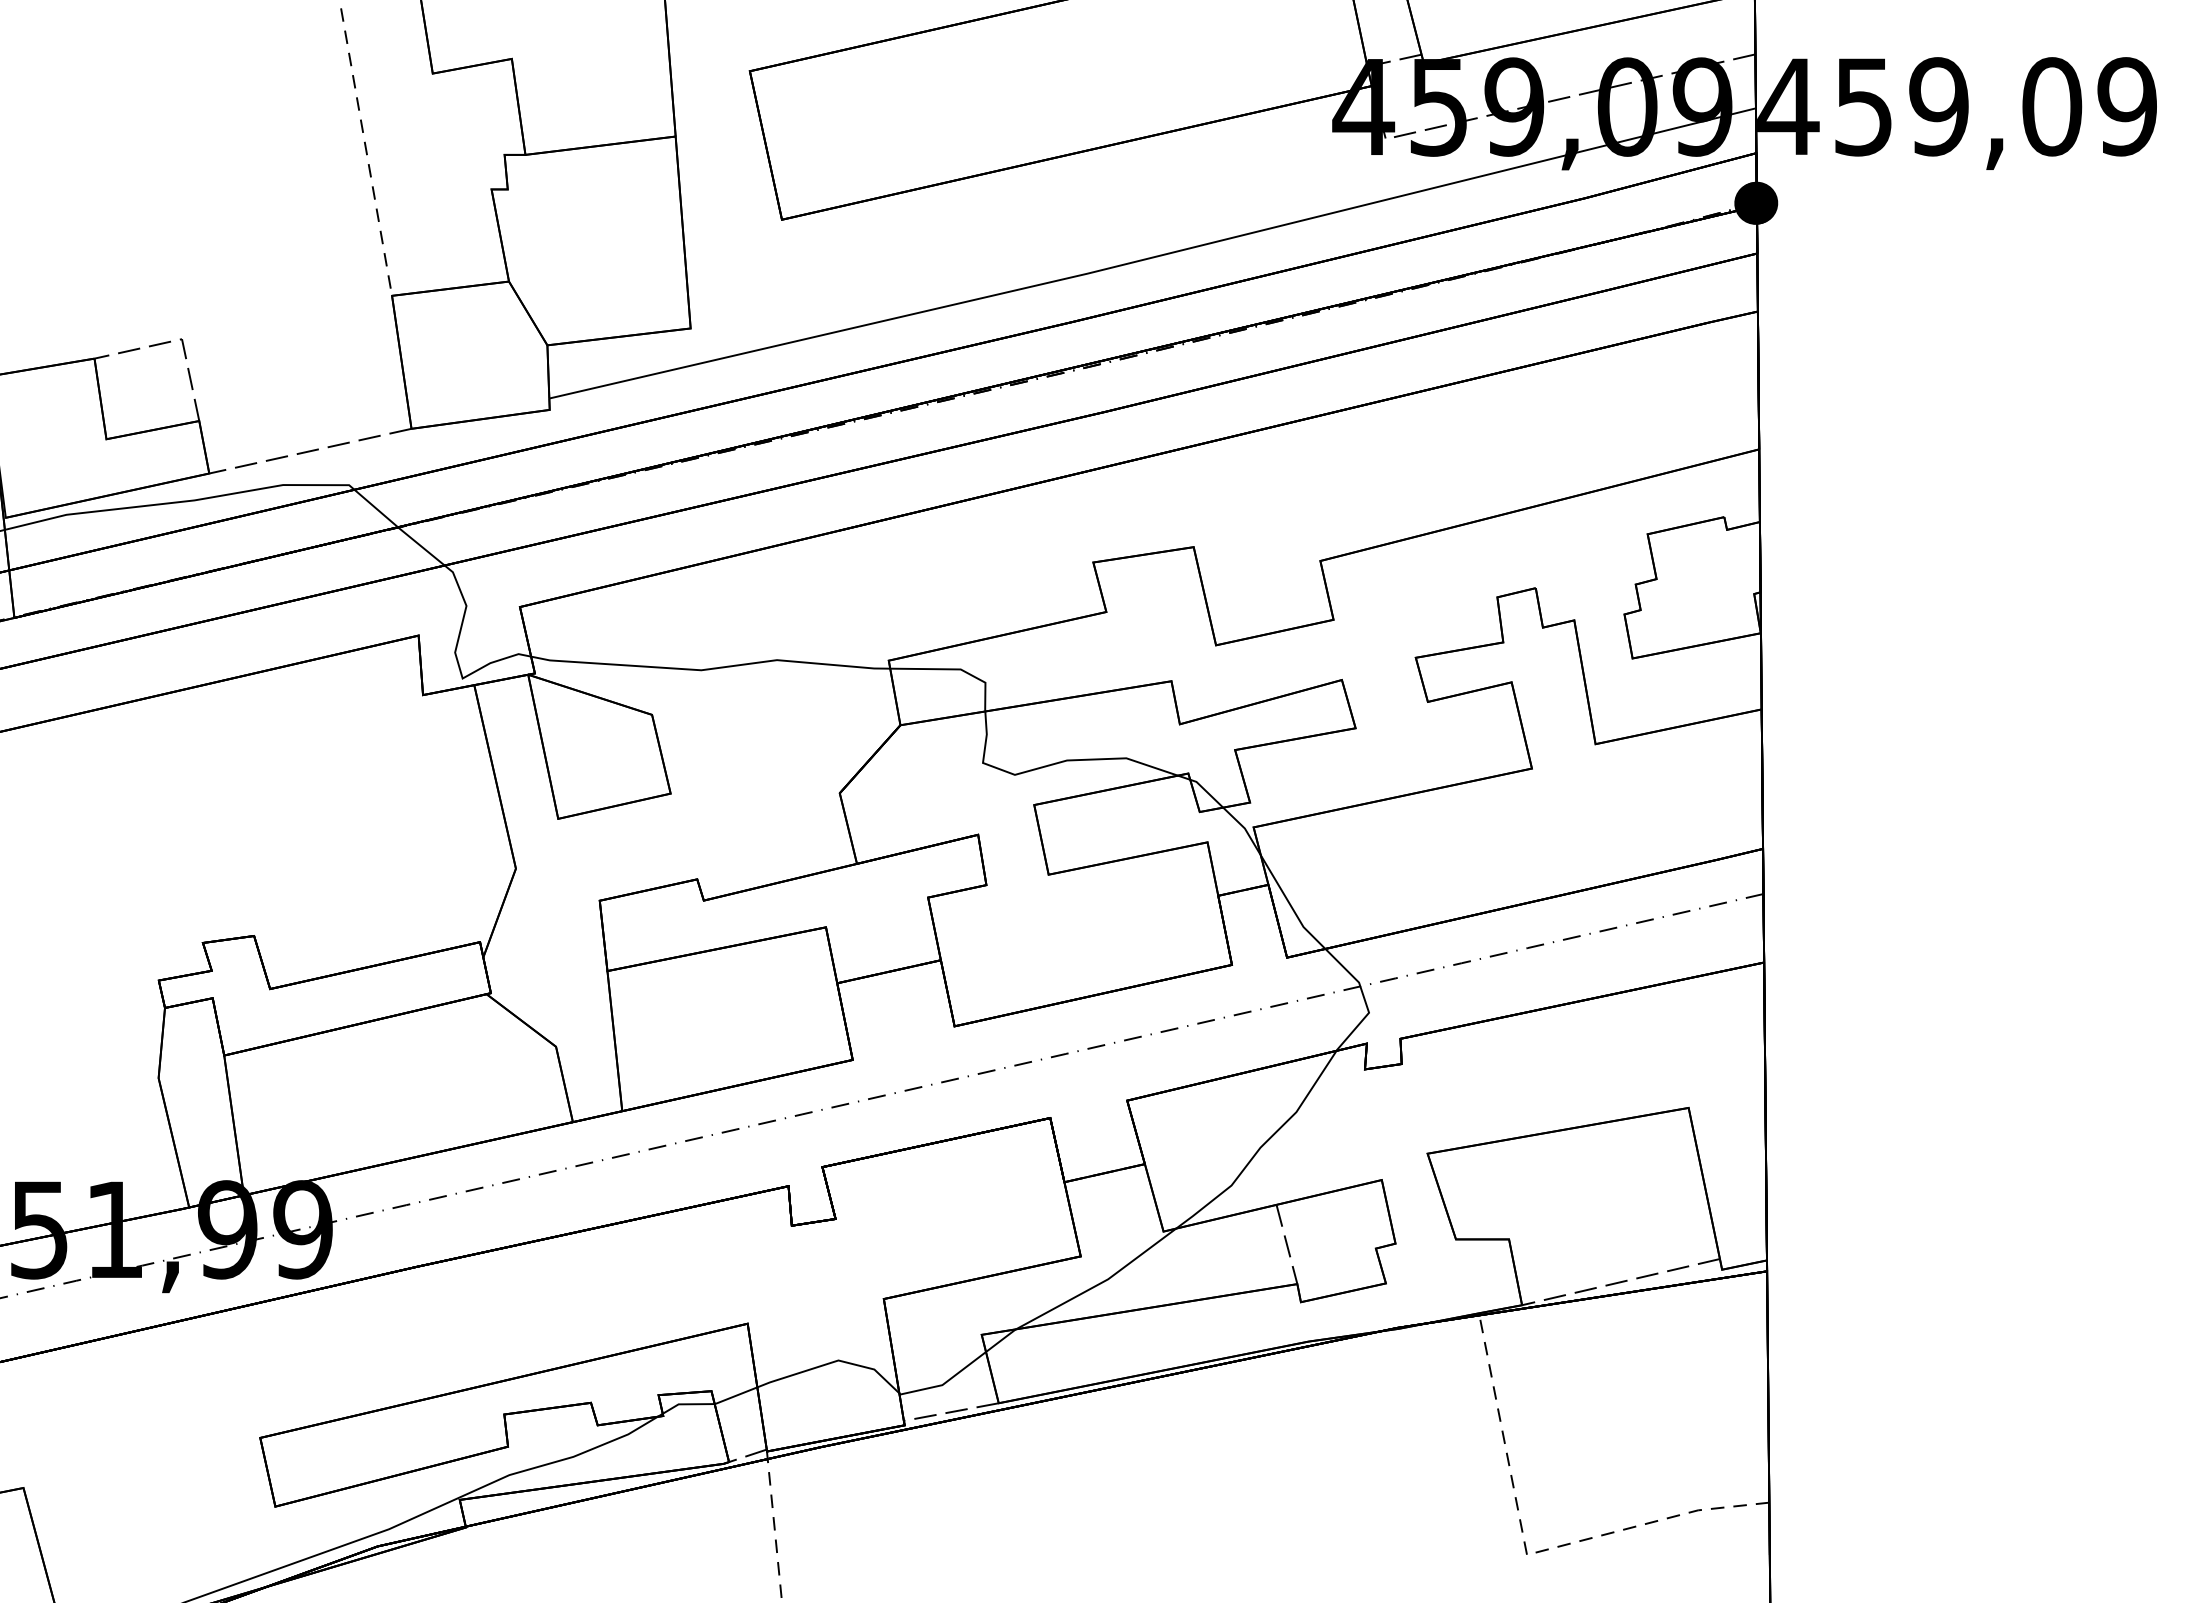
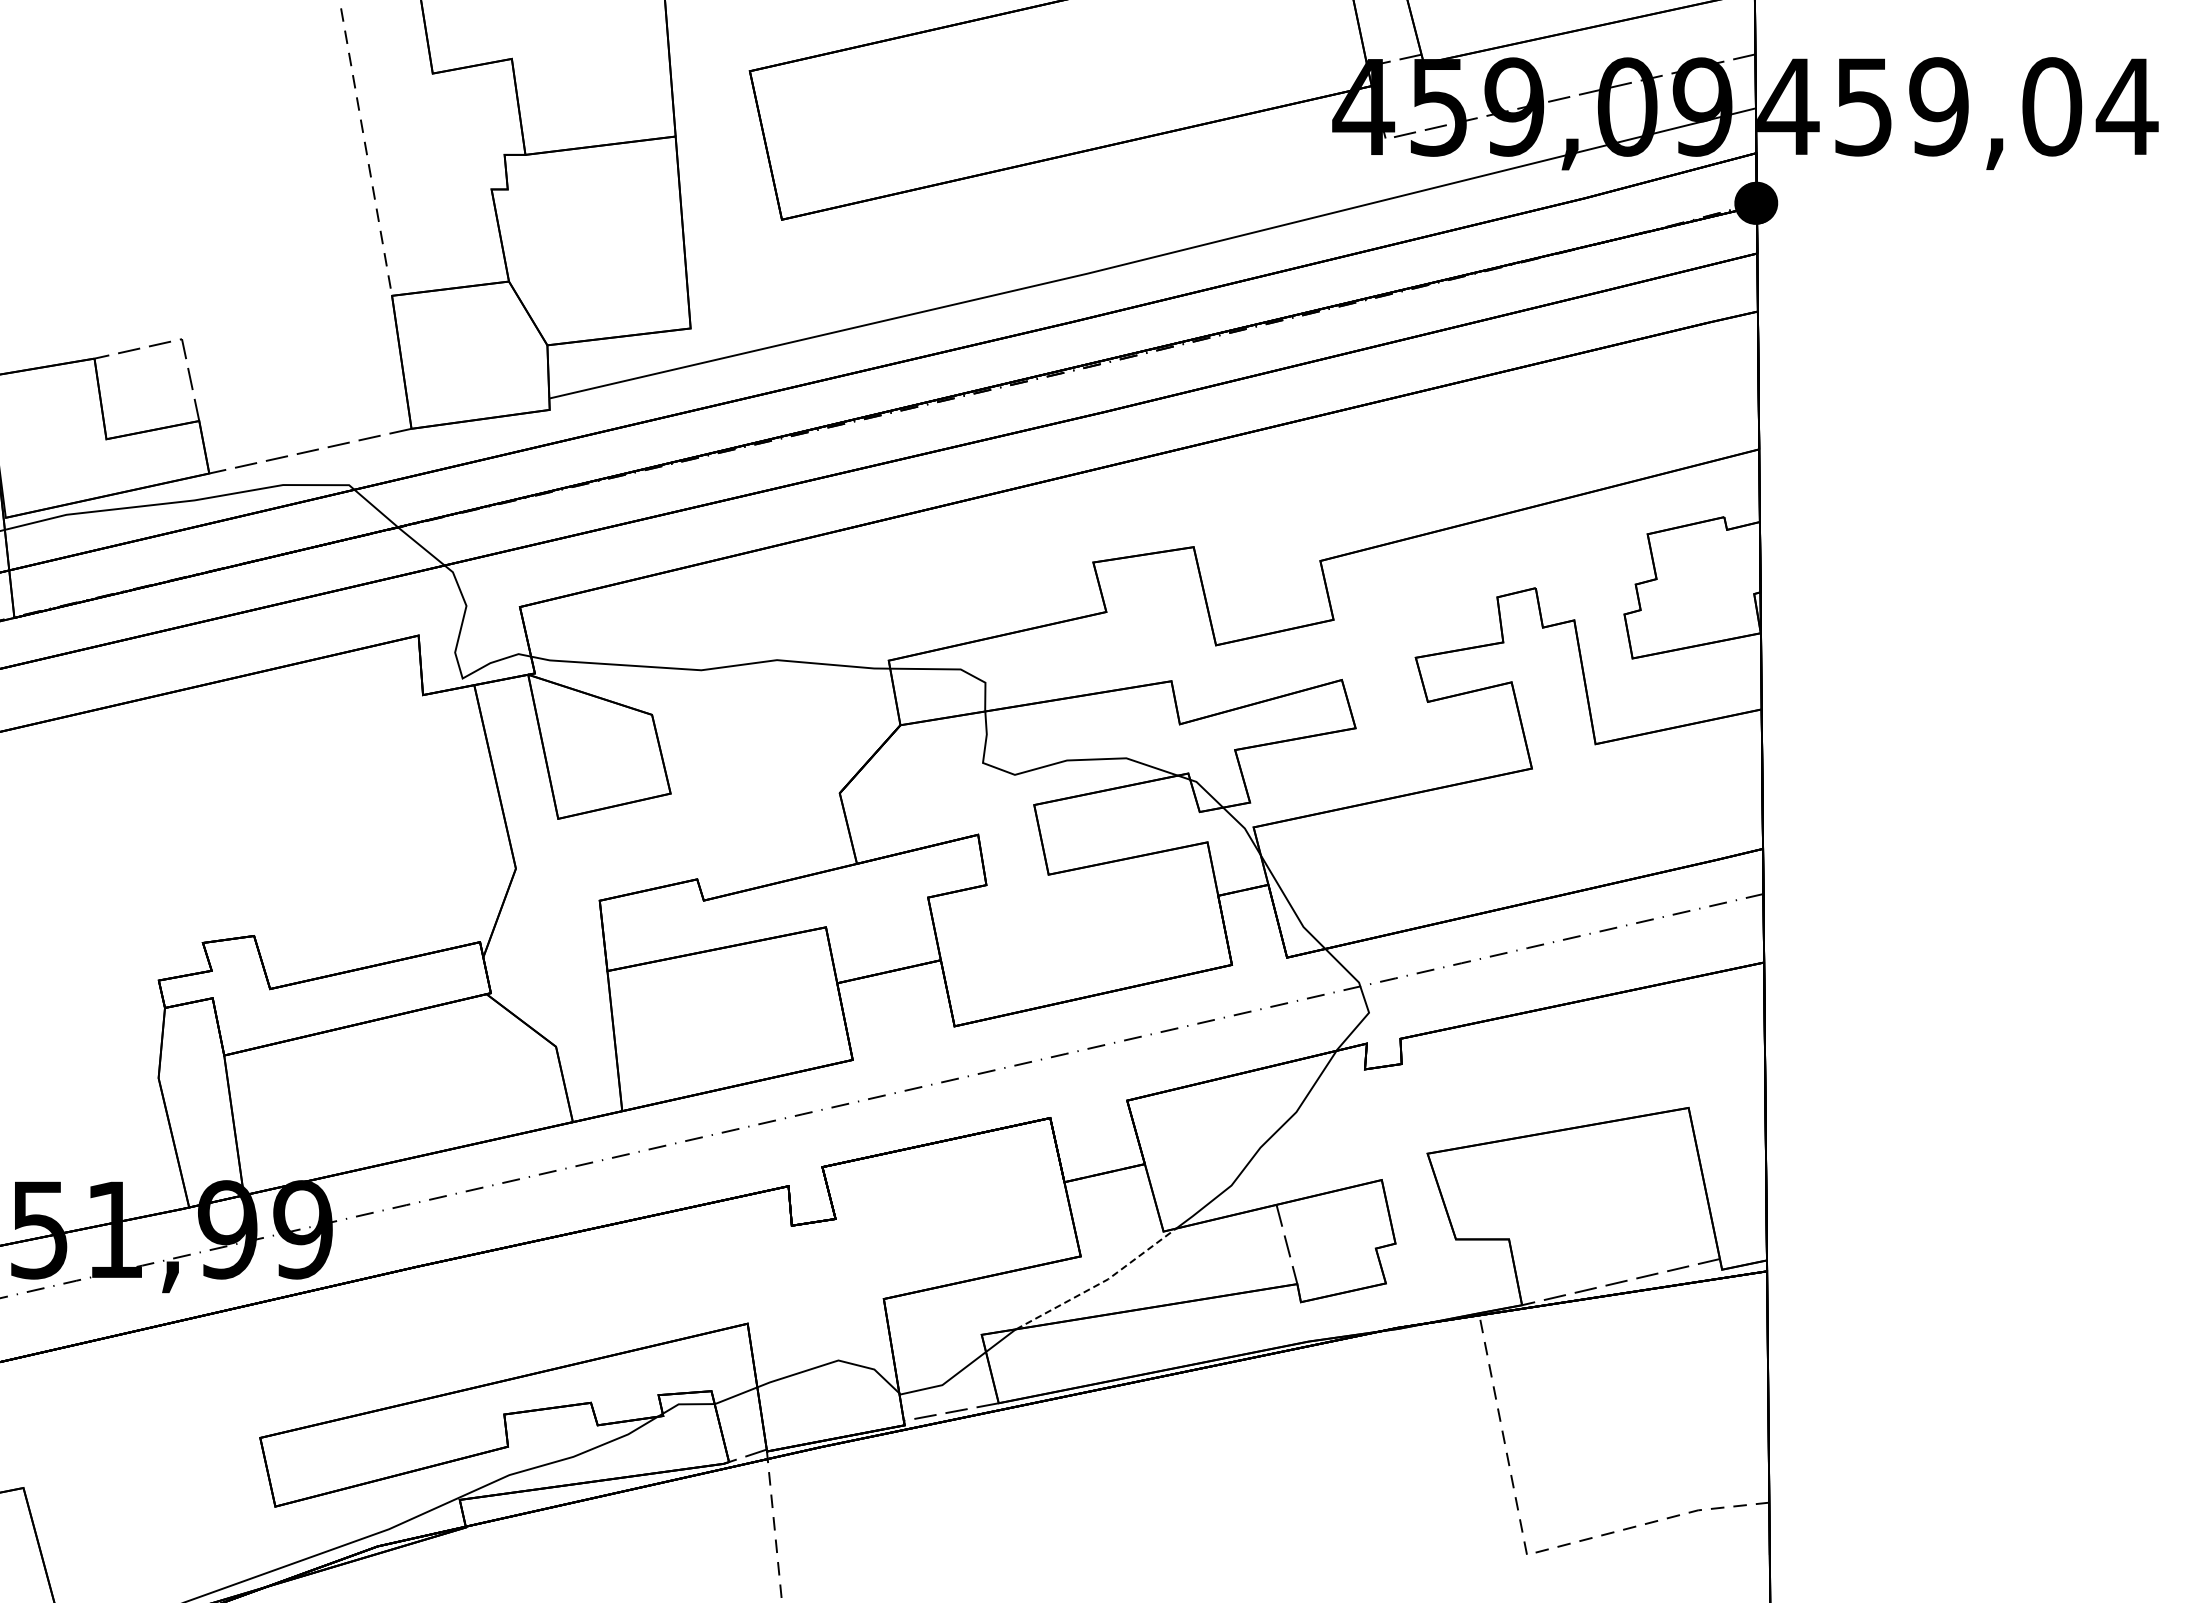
text: 459,09 -> 459,04 (2126, 106)
line: solid -> dashed (1100, 1283)
